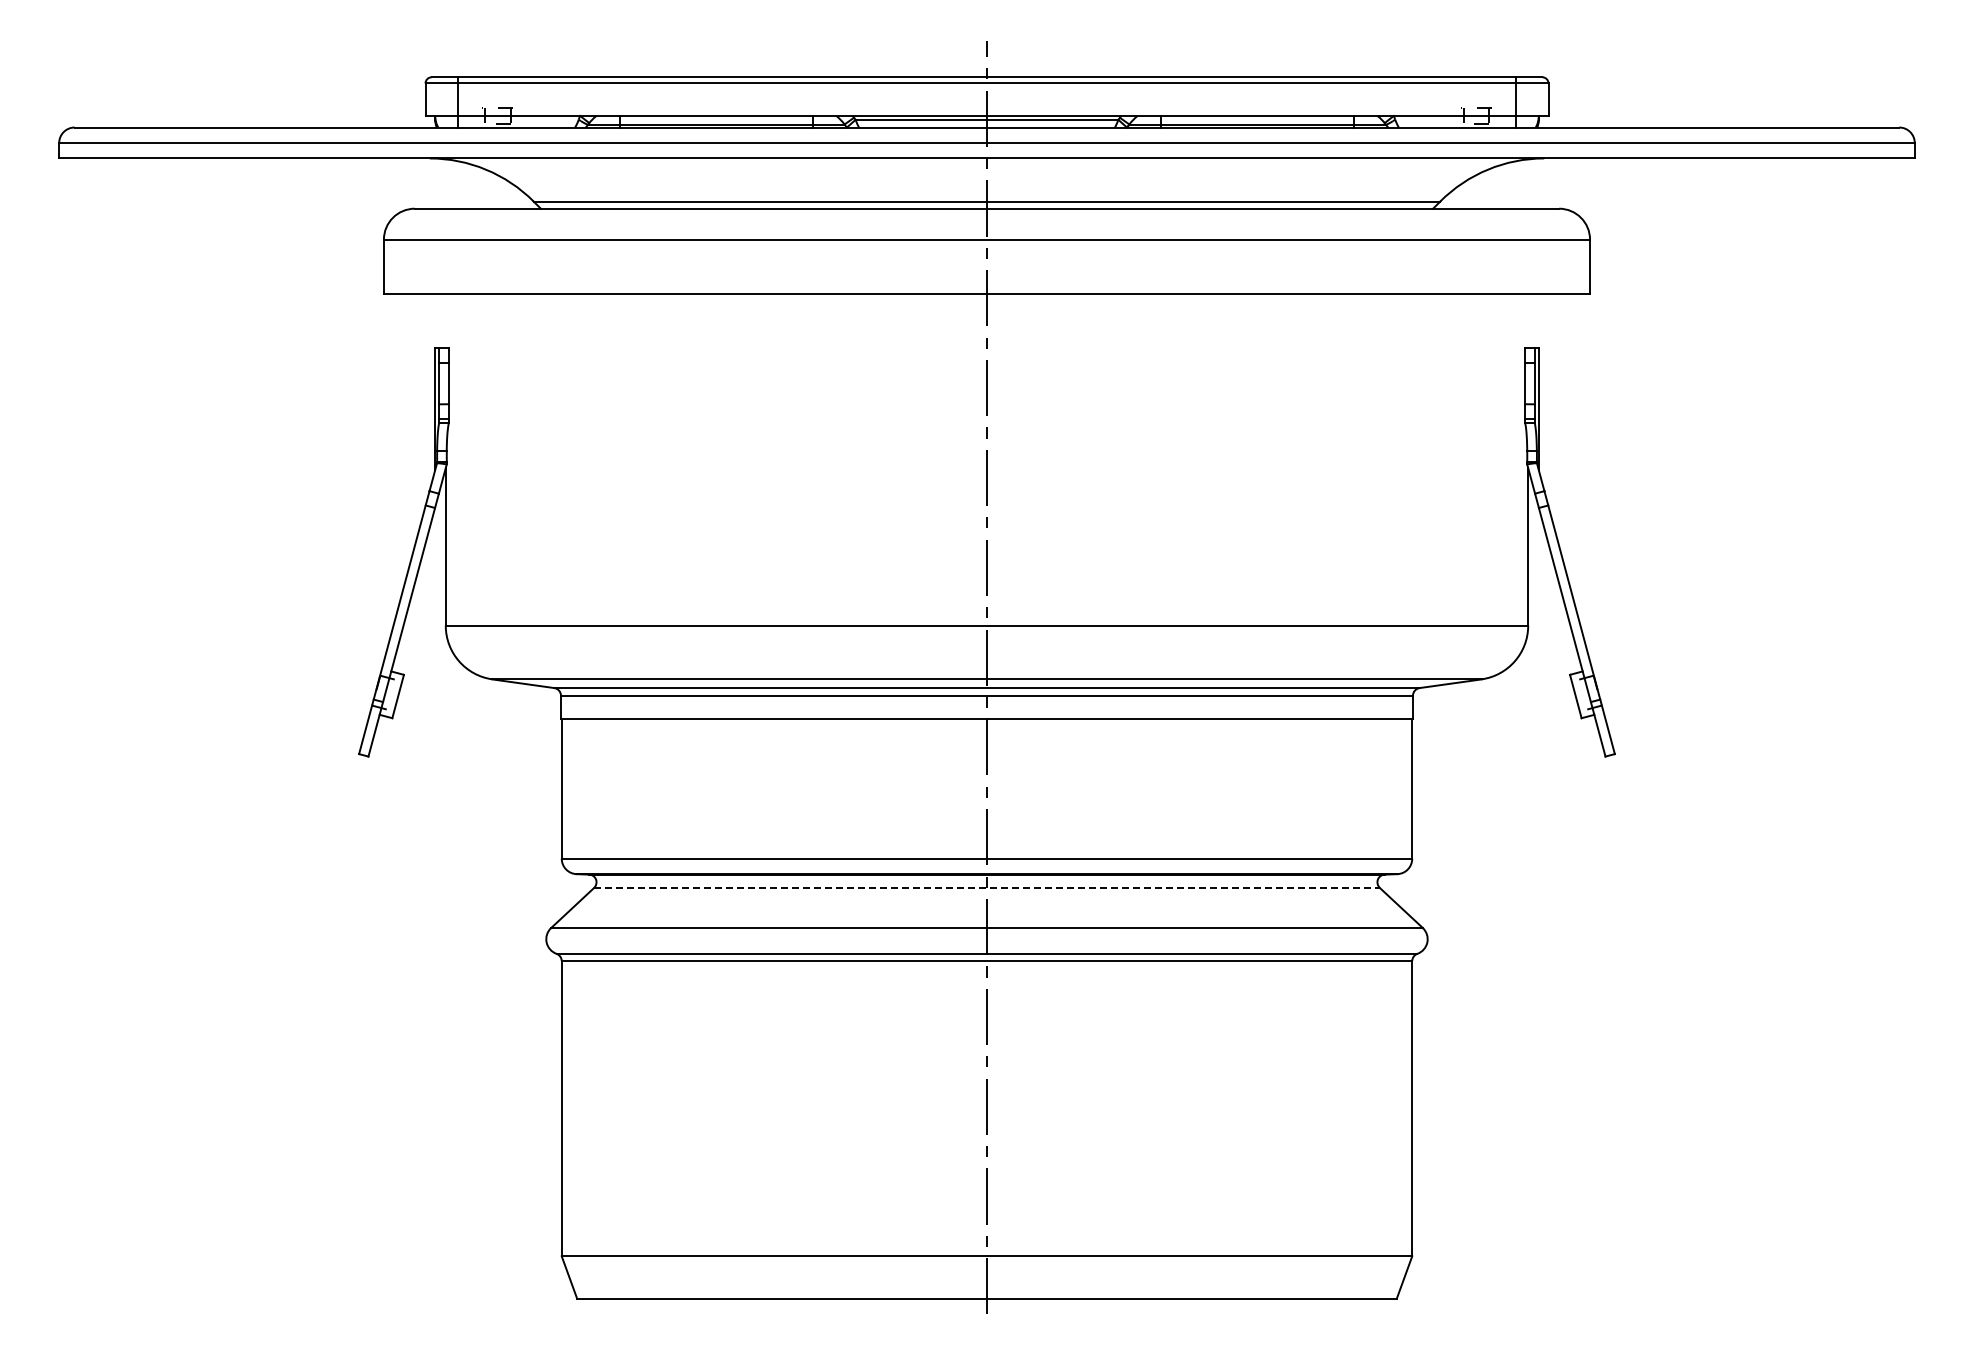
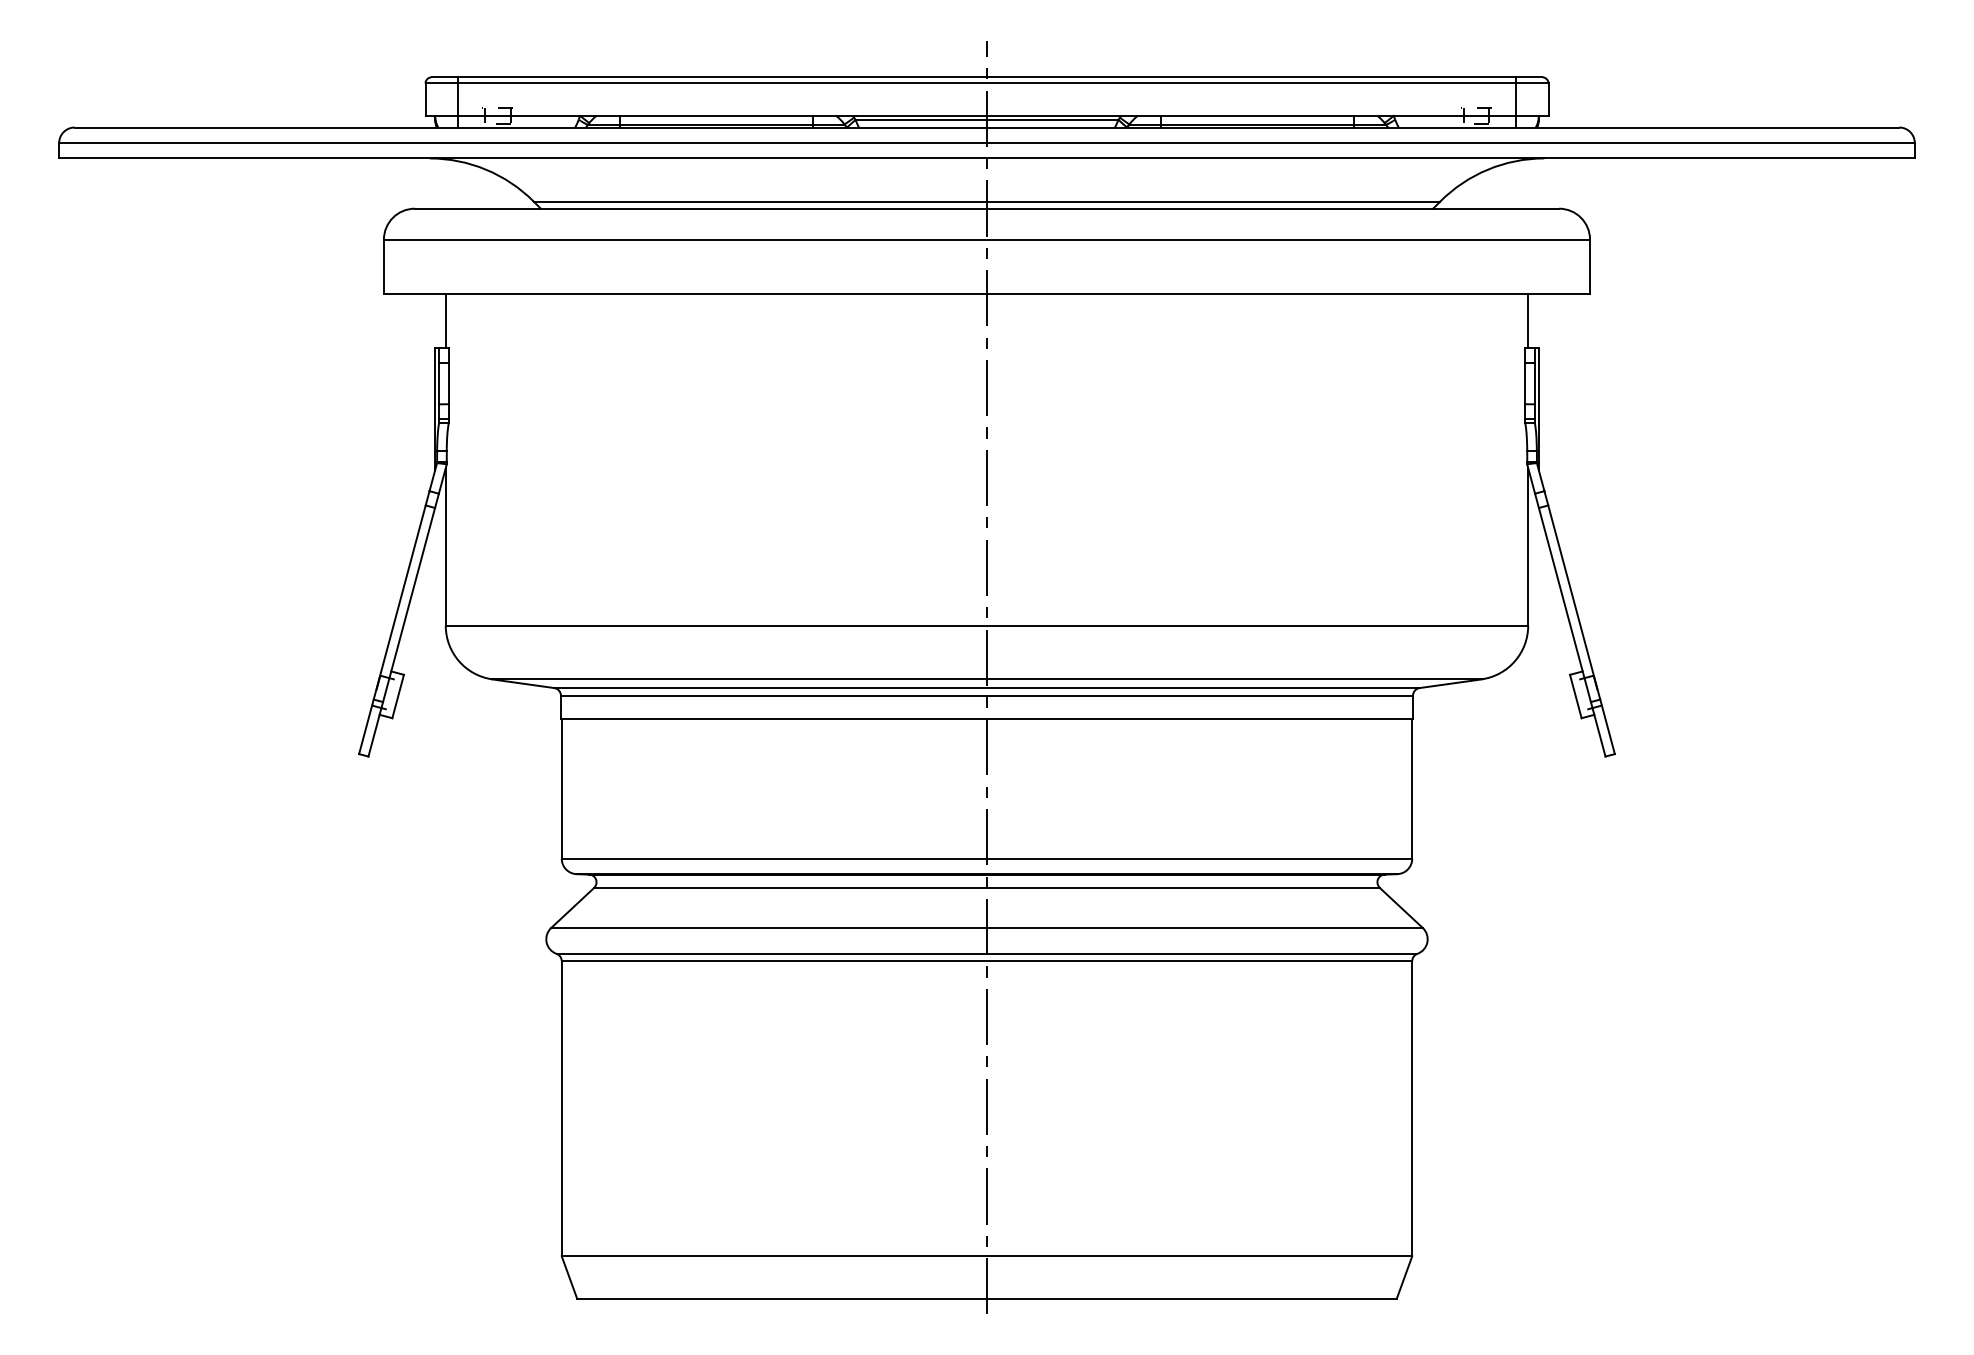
line: none -> present (445, 320)
line: none -> present (1528, 320)
line: dashed -> solid (986, 888)
